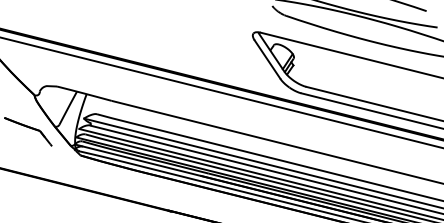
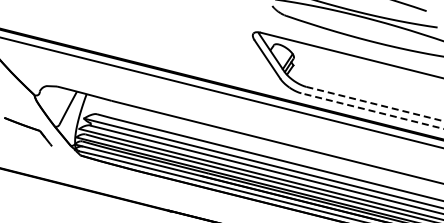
line: solid -> dashed (375, 104)
line: solid -> dashed (372, 110)
